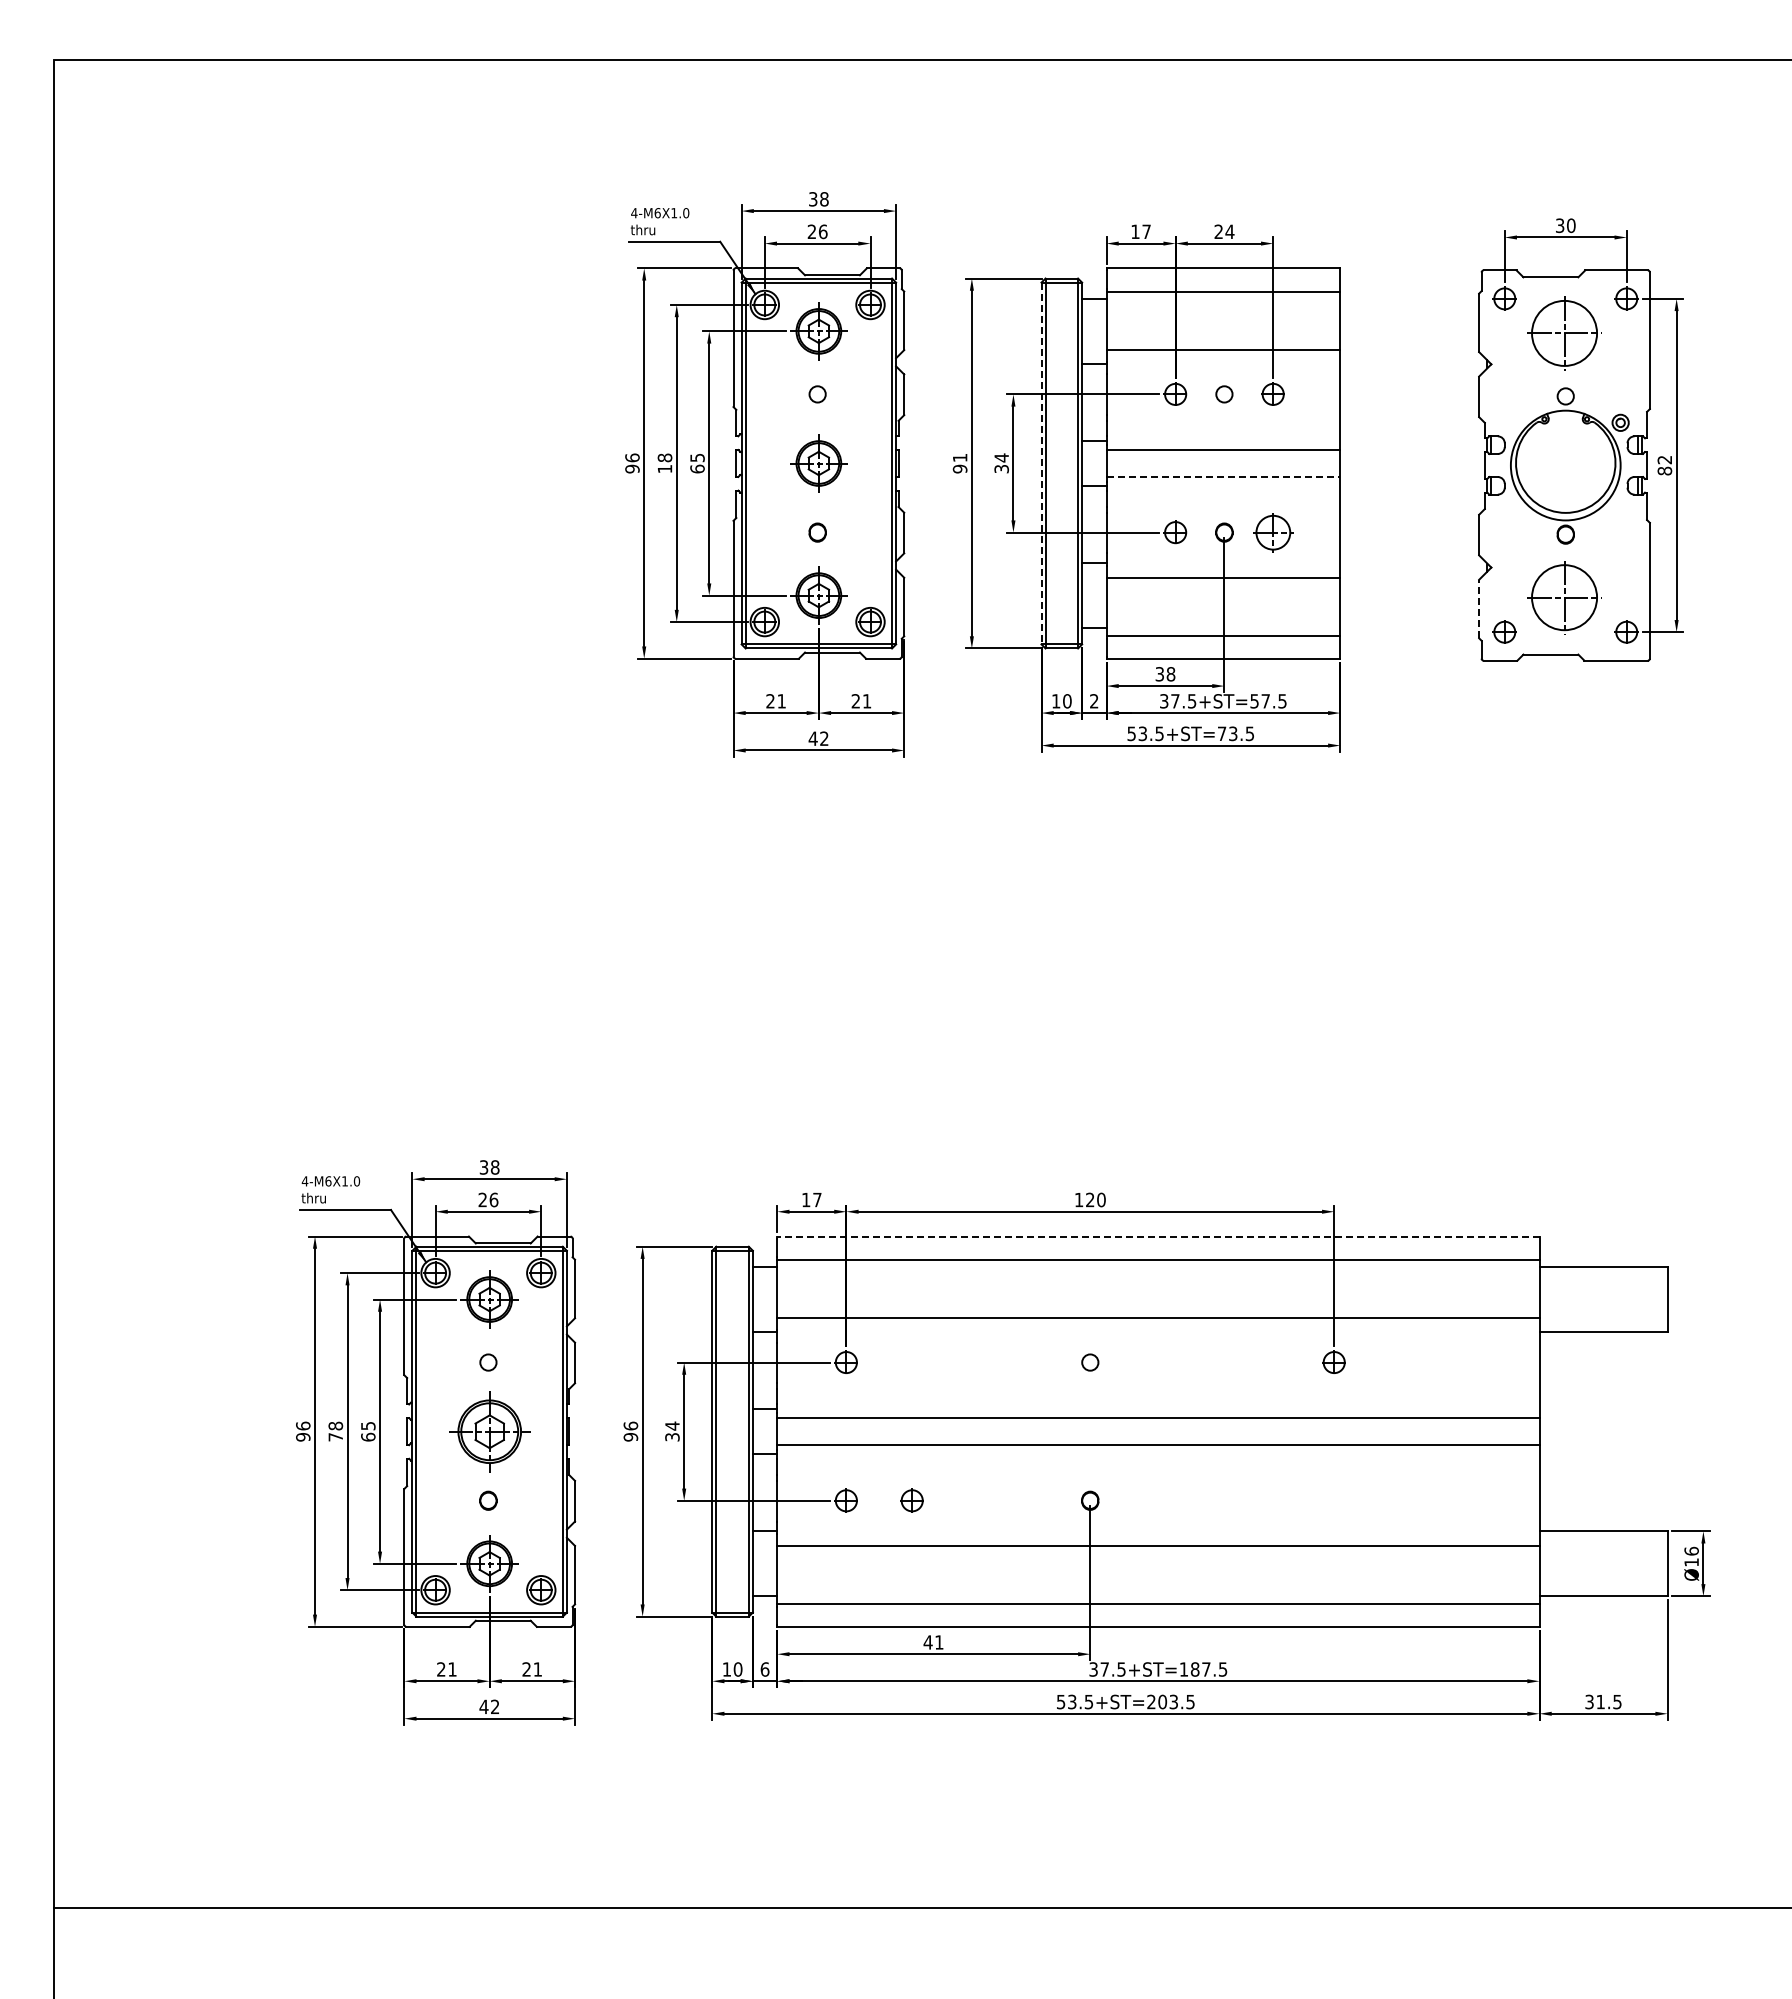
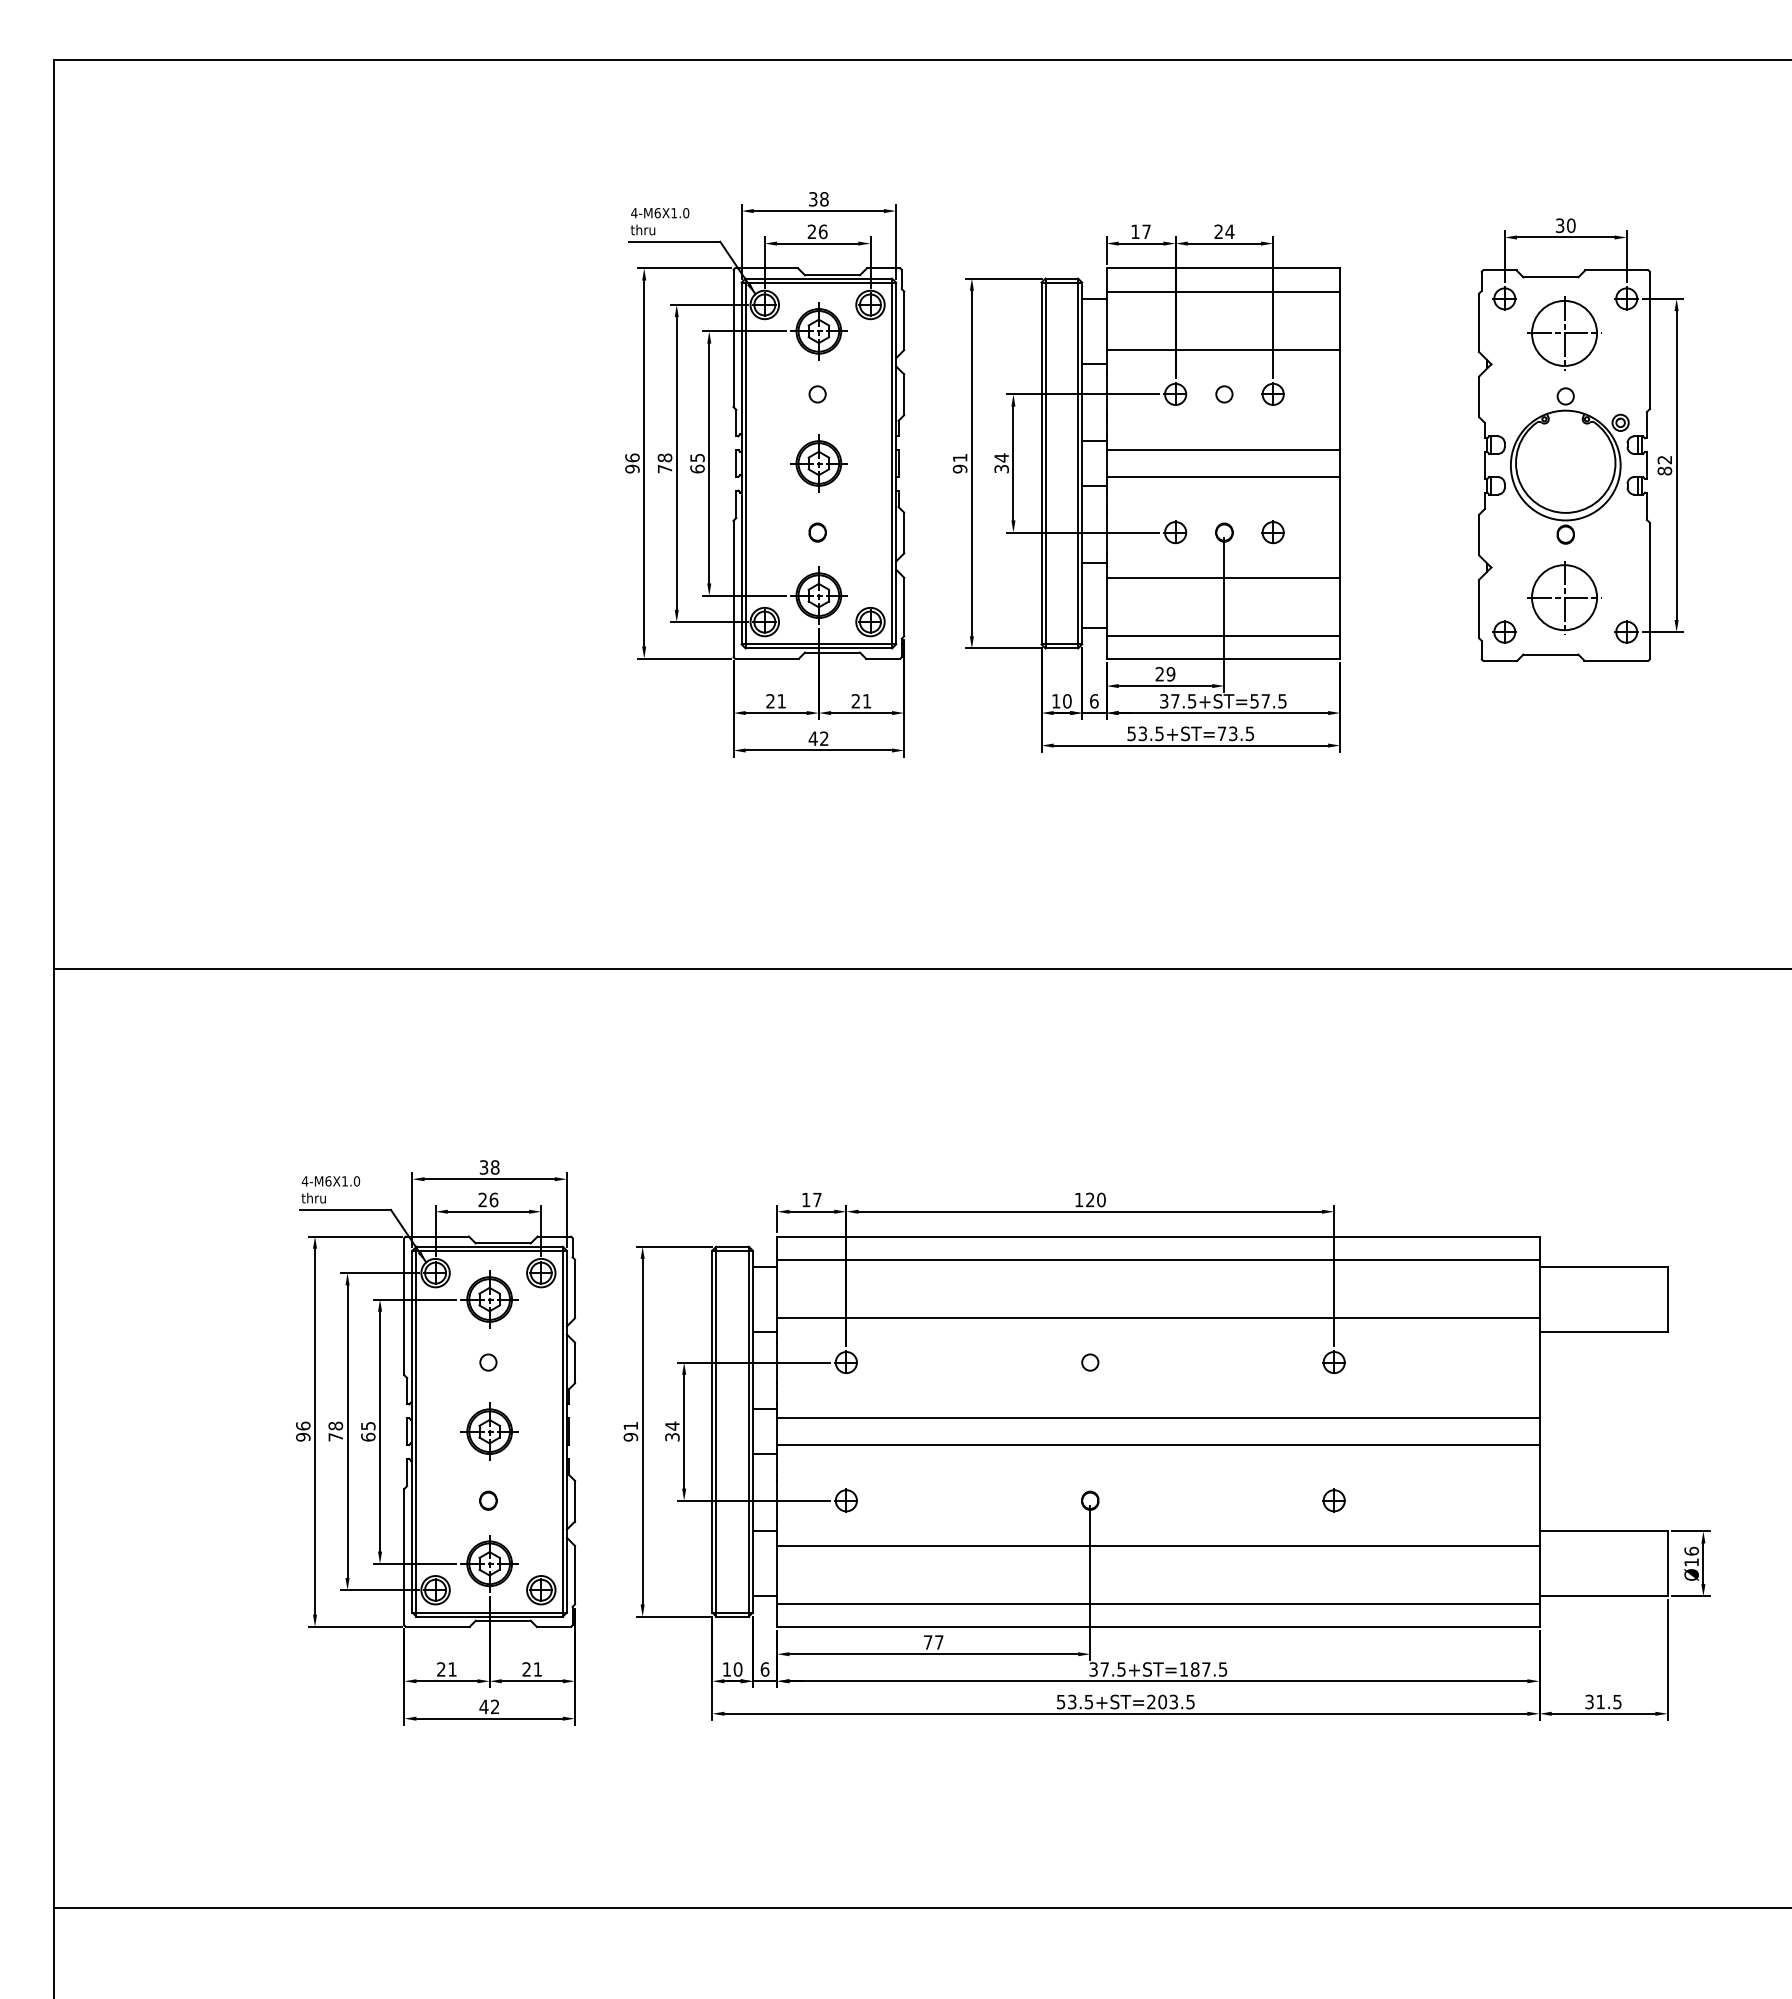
line: dashed -> solid (1041, 463)
text: 18 -> 78 (665, 469)
line: dashed -> solid (1223, 476)
part size: 41x40 px -> 24x25 px (1272, 532)
line: dashed -> solid (1479, 608)
text: 38 -> 29 (1165, 674)
text: 2 -> 6 (1094, 701)
line: none -> present (920, 968)
line: dashed -> solid (1157, 1236)
text: 96 -> 91 (630, 1425)
part size: 82x82 px -> 59x59 px (489, 1431)
part position: (911, 1500) -> (1333, 1500) (1333, 1500)
text: 41 -> 77 (933, 1642)
